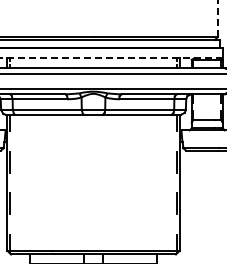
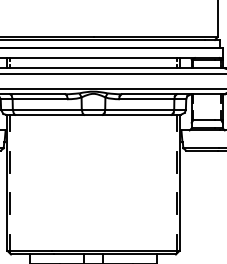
line: dashed -> solid (217, 18)
line: dashed -> solid (110, 58)
